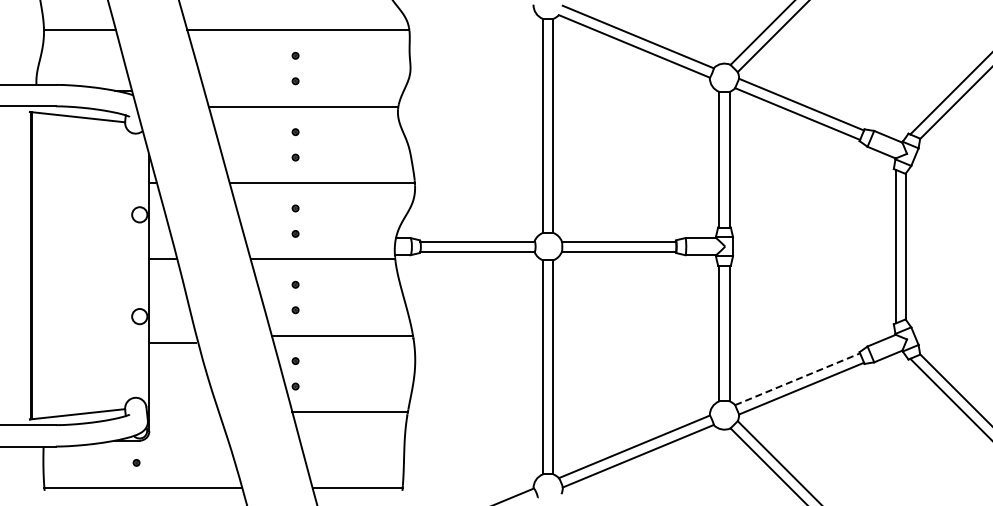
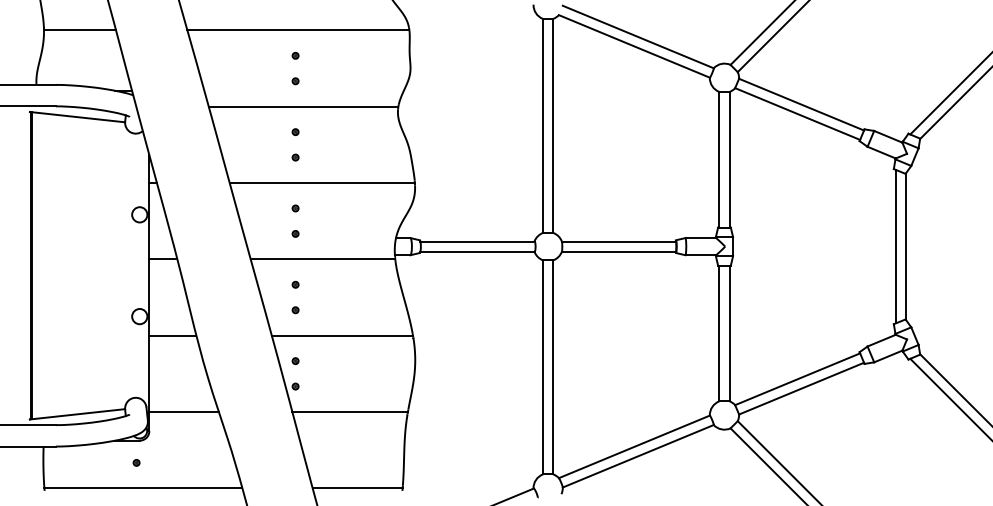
line position: (172, 342) -> (172, 335) (172, 335)
line: dashed -> solid (797, 379)
line: none -> present (183, 412)
